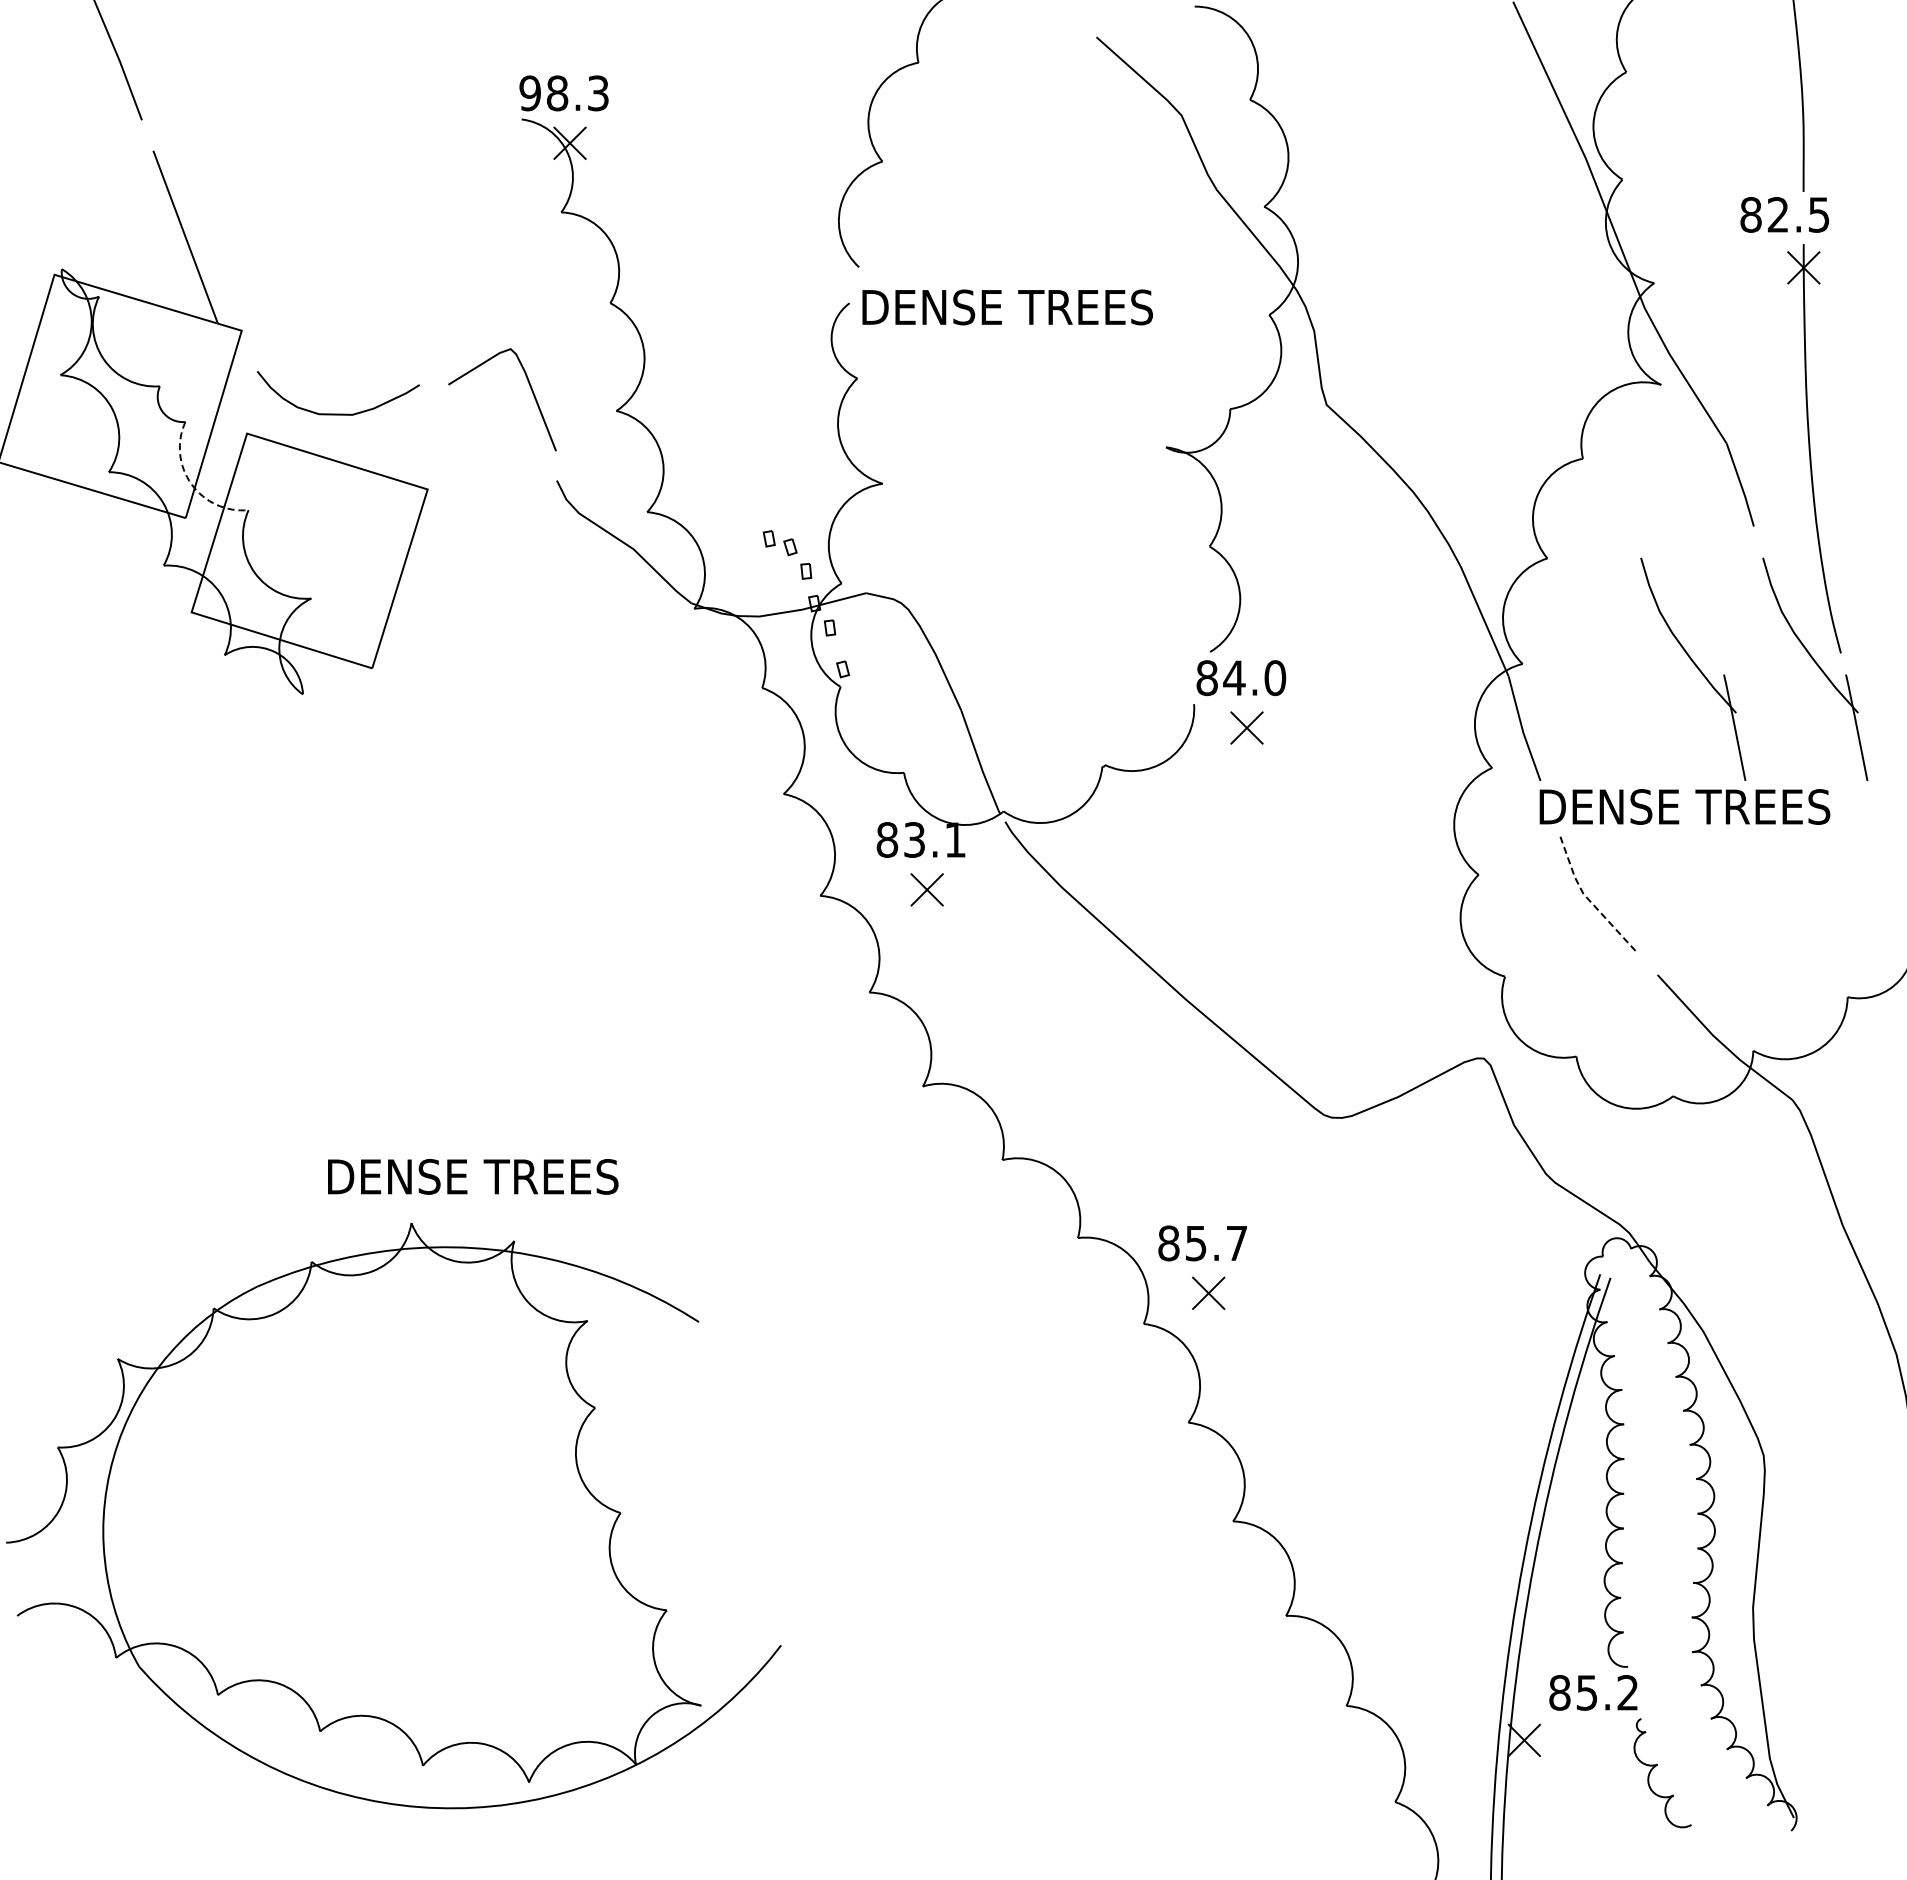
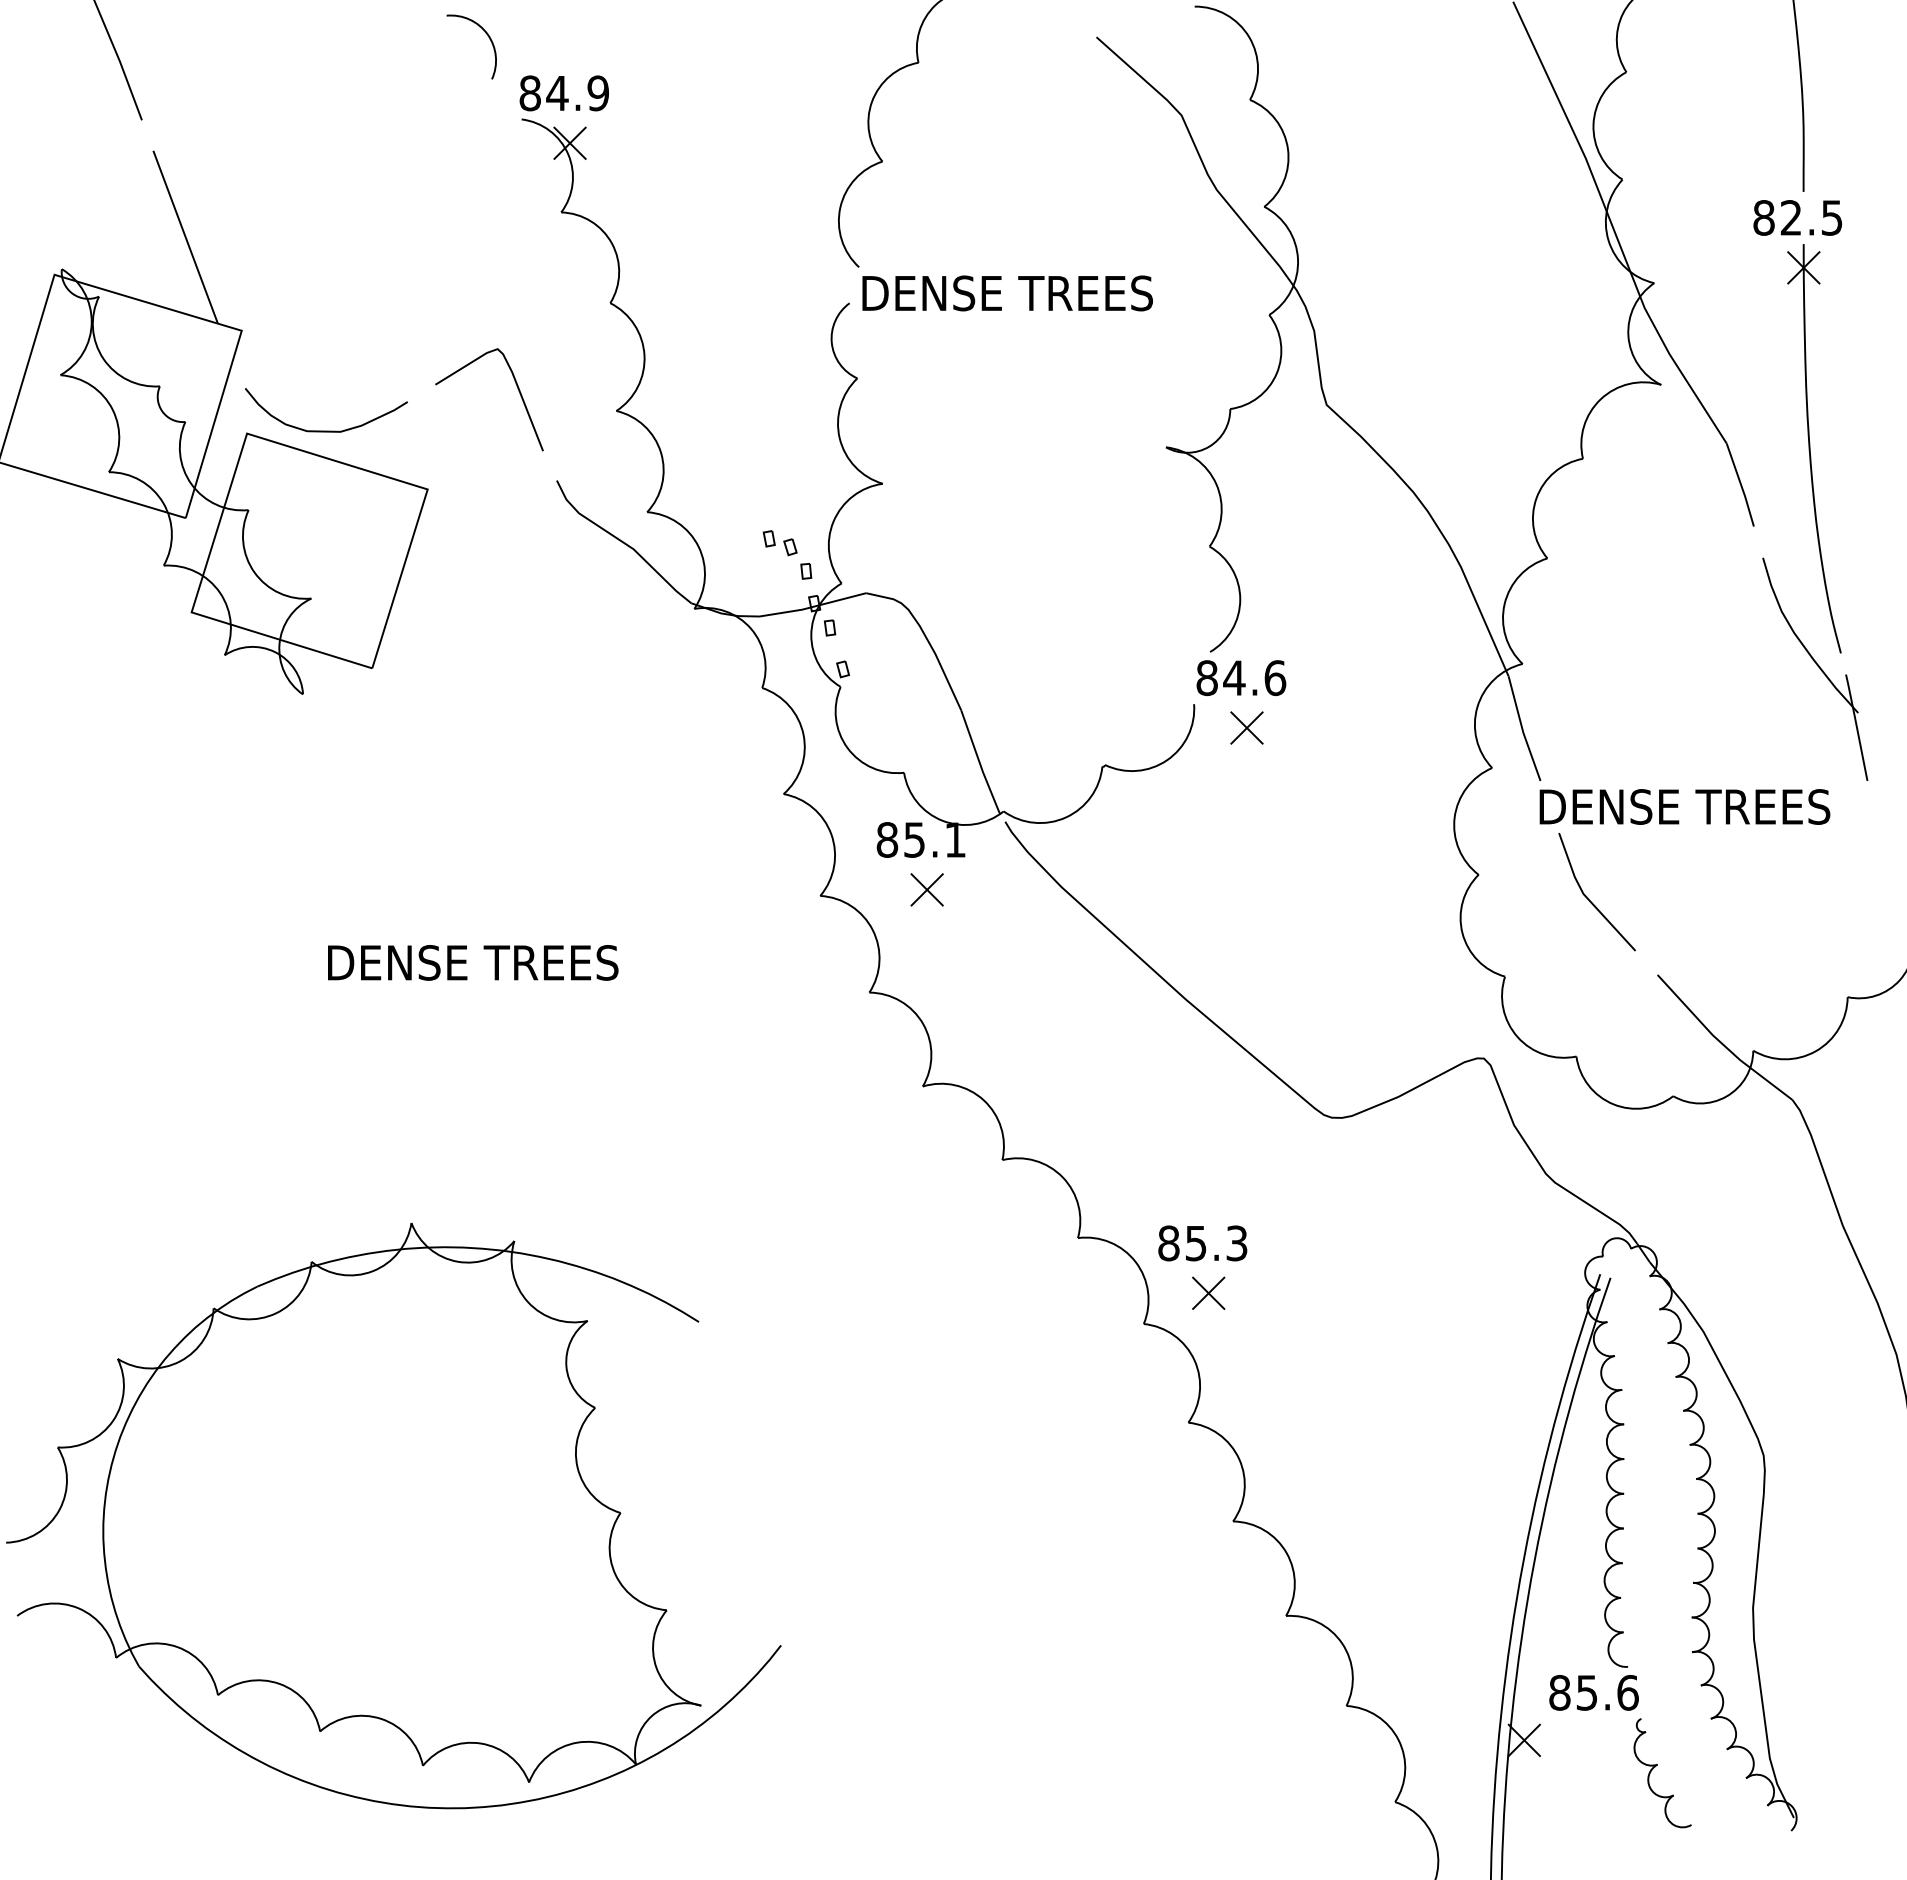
arc: none -> present (487, 36)
text: 98.3 -> 84.9 (563, 93)
text position: (1784, 214) -> (1797, 217) (1797, 217)
text position: (1007, 307) -> (1007, 293) (1007, 293)
curve position: (529, 386) -> (516, 386) (516, 386)
curve position: (338, 413) -> (326, 430) (326, 430)
arc: dashed -> solid (191, 484)
part: present -> none (1693, 668)
text: 84.0 -> 84.6 (1275, 677)
text: 83.1 -> 85.1 (914, 839)
line: dashed -> solid (1586, 896)
text position: (473, 1176) -> (473, 962) (473, 962)
text: 85.7 -> 85.3 (1236, 1243)
text: 85.2 -> 85.6 (1627, 1692)
